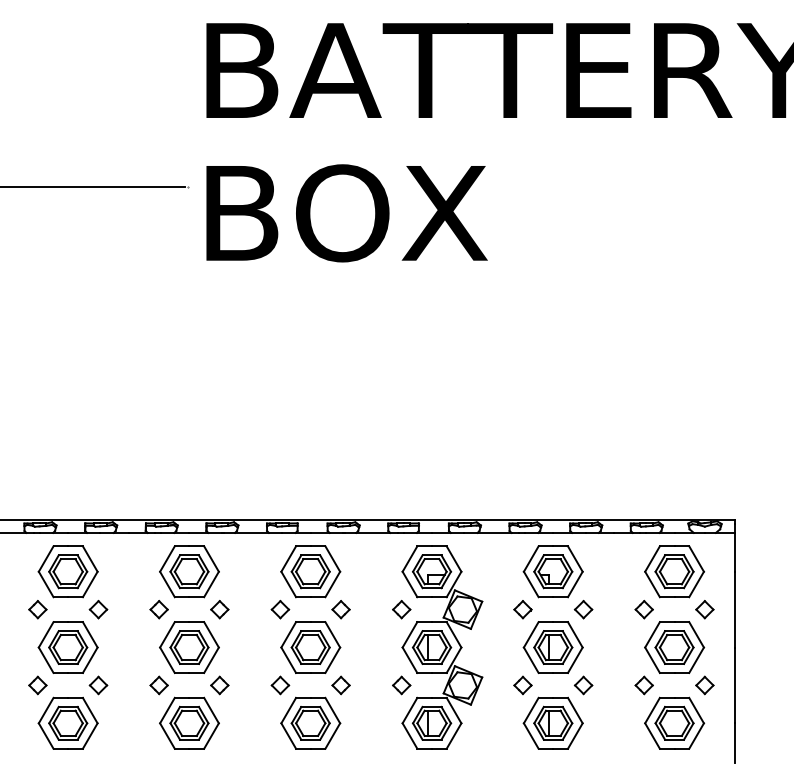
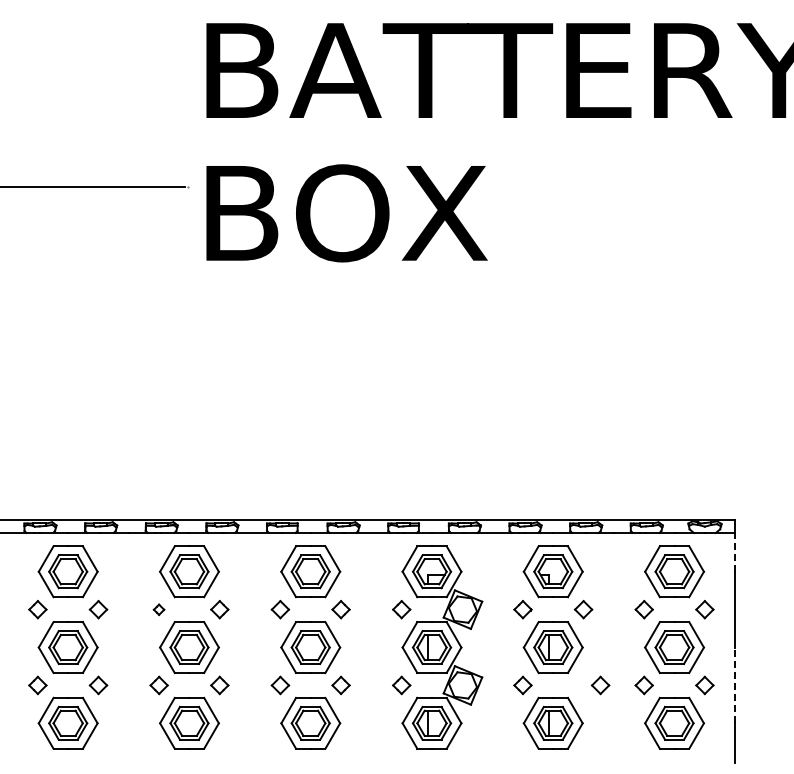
line: solid -> dashed (735, 551)
part size: 20x20 px -> 14x13 px (158, 609)
part position: (583, 685) -> (600, 685) (600, 685)
line: solid -> dashed (735, 685)
